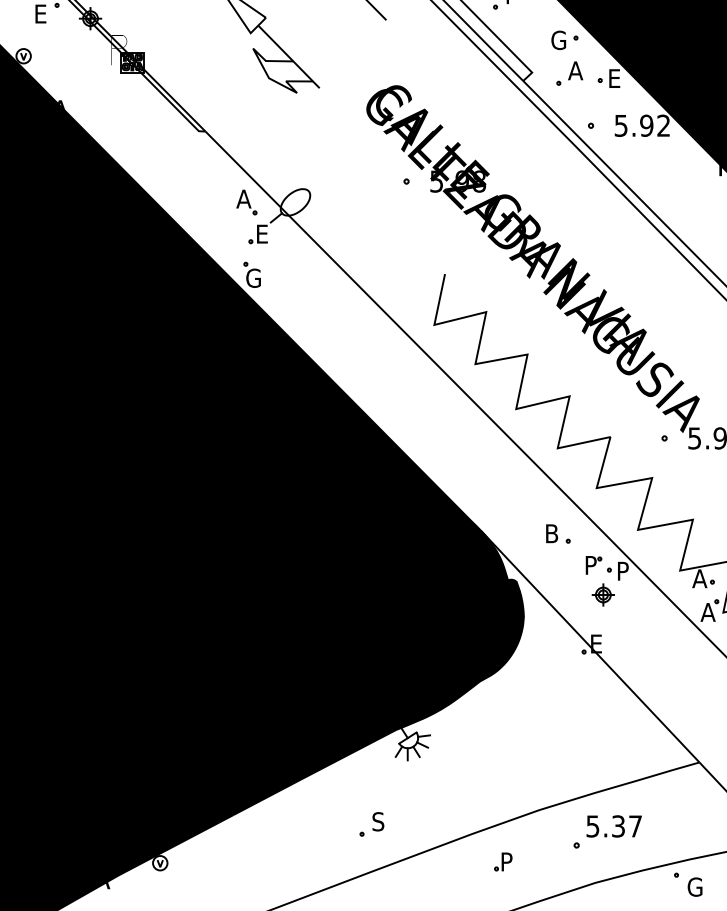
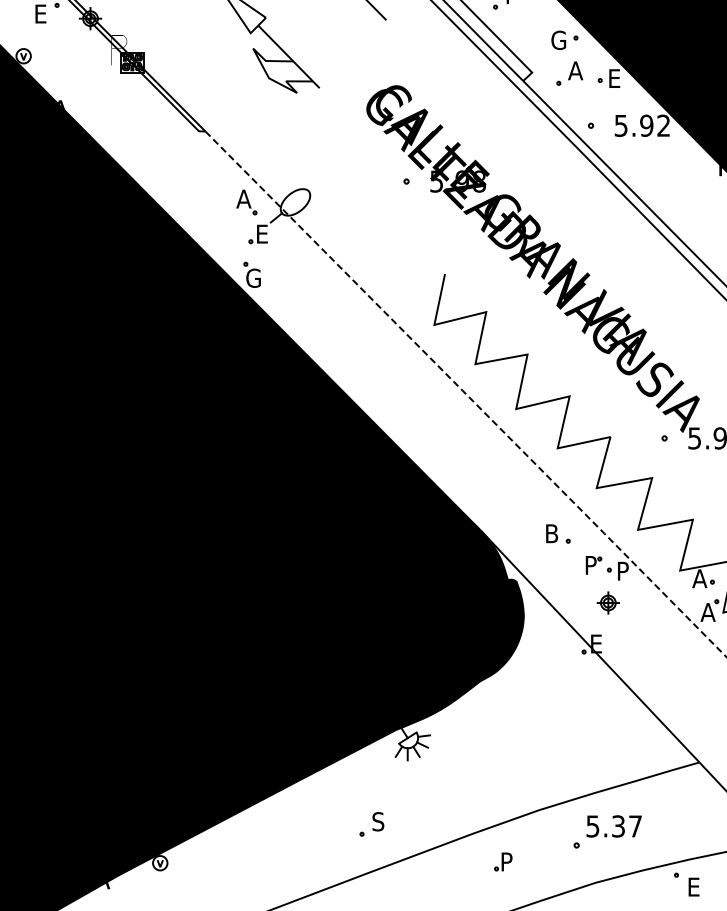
line: solid -> dashed (466, 394)
part position: (602, 594) -> (607, 602) (607, 602)
text: G -> E (694, 886)
